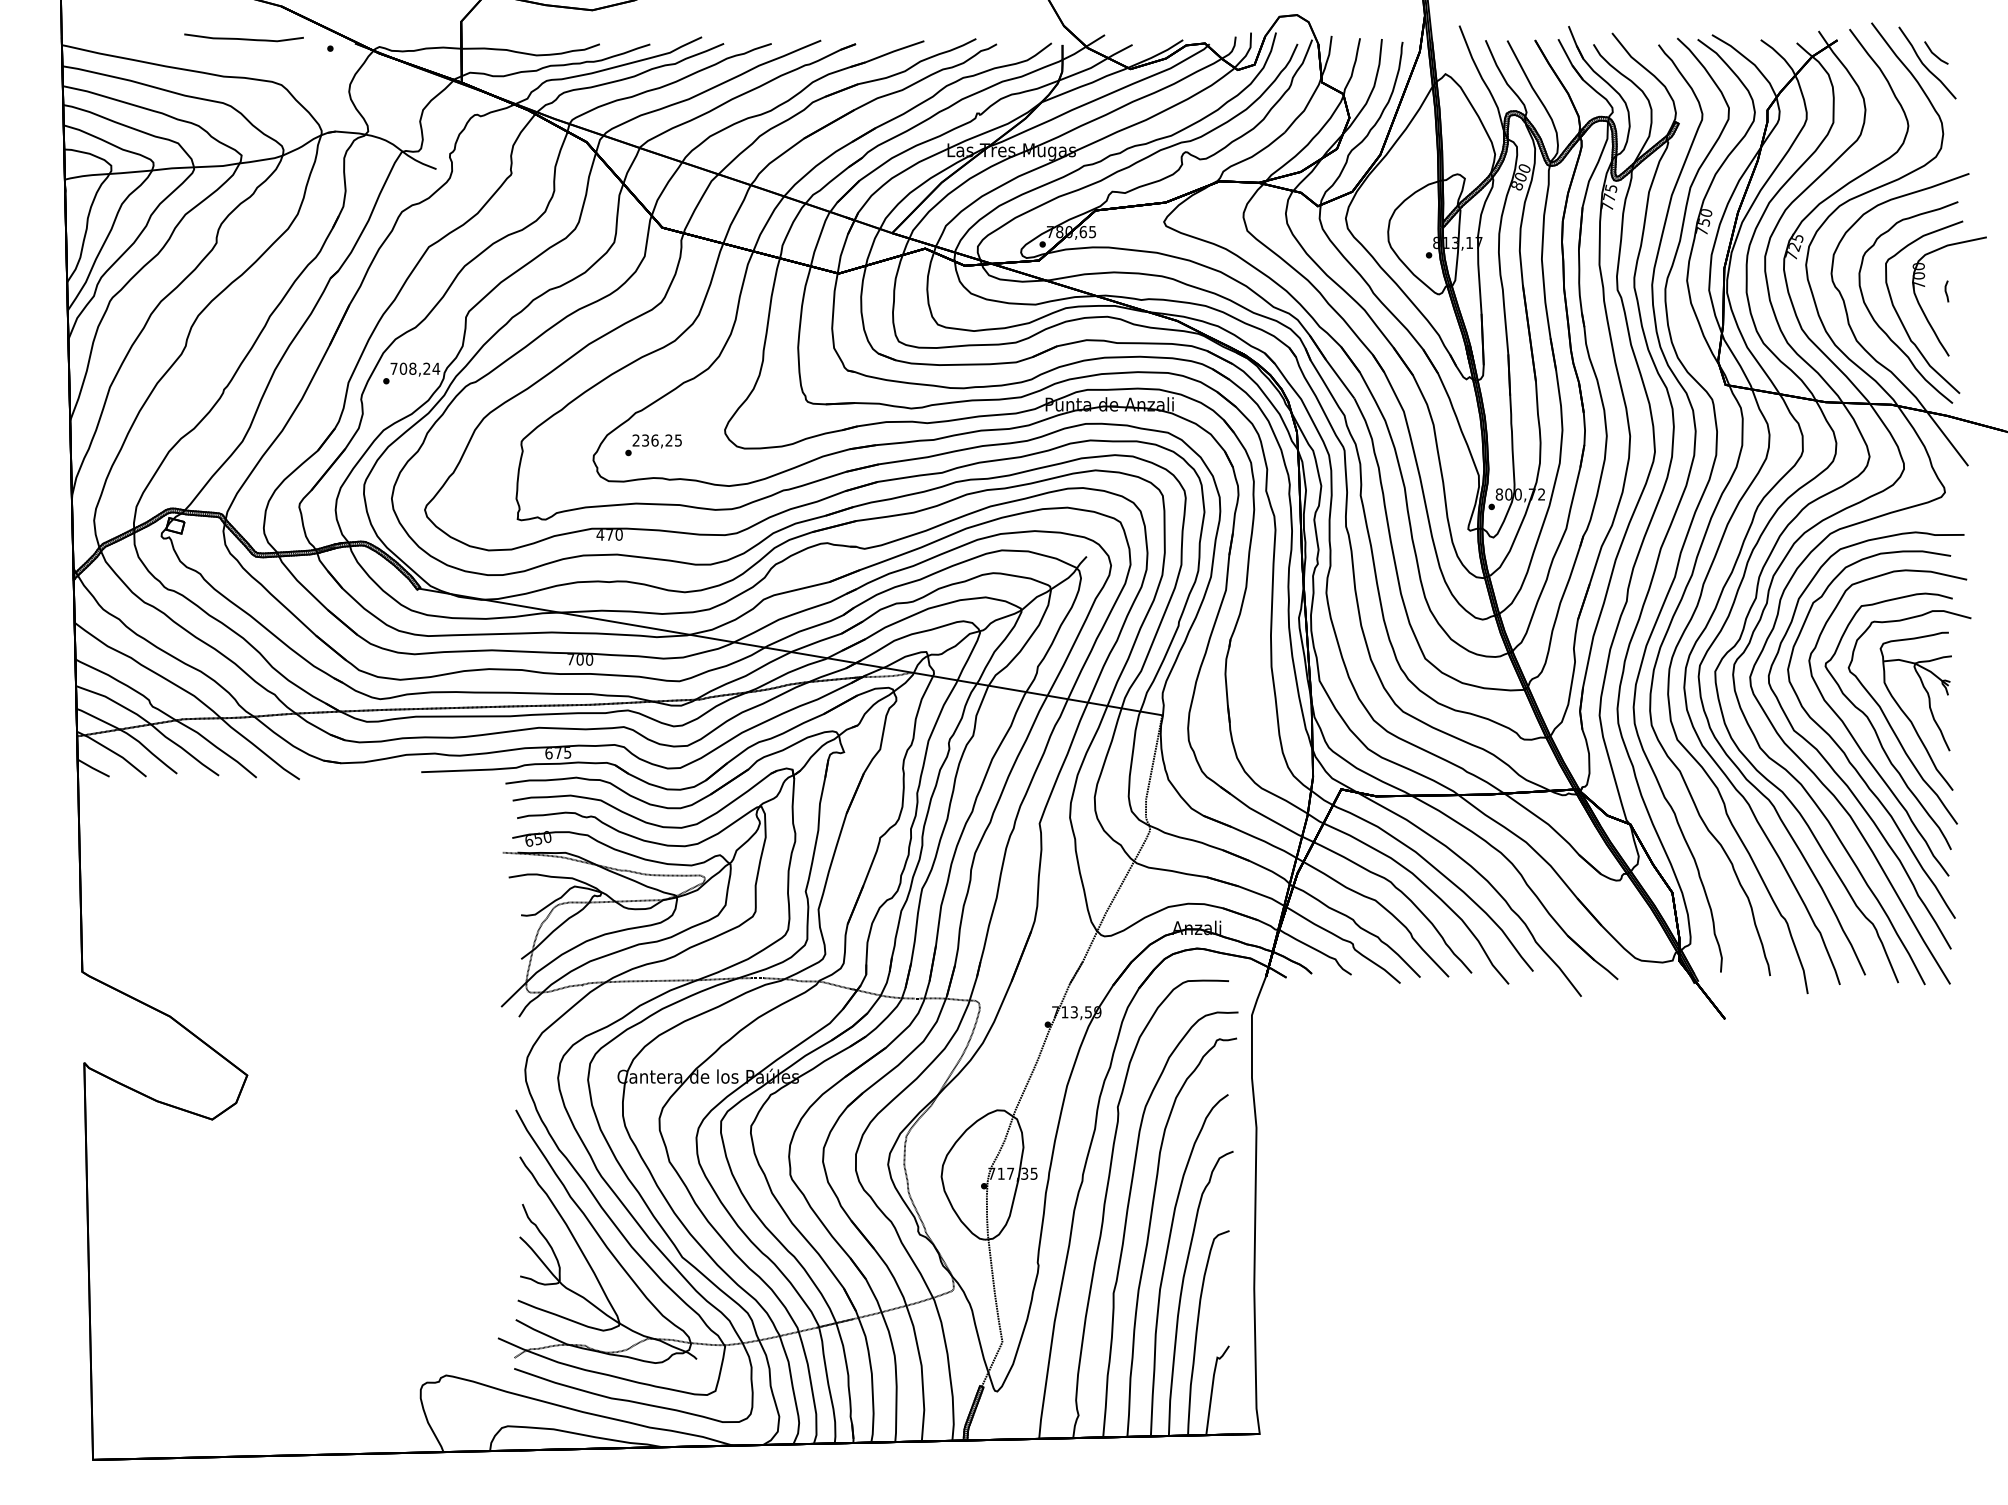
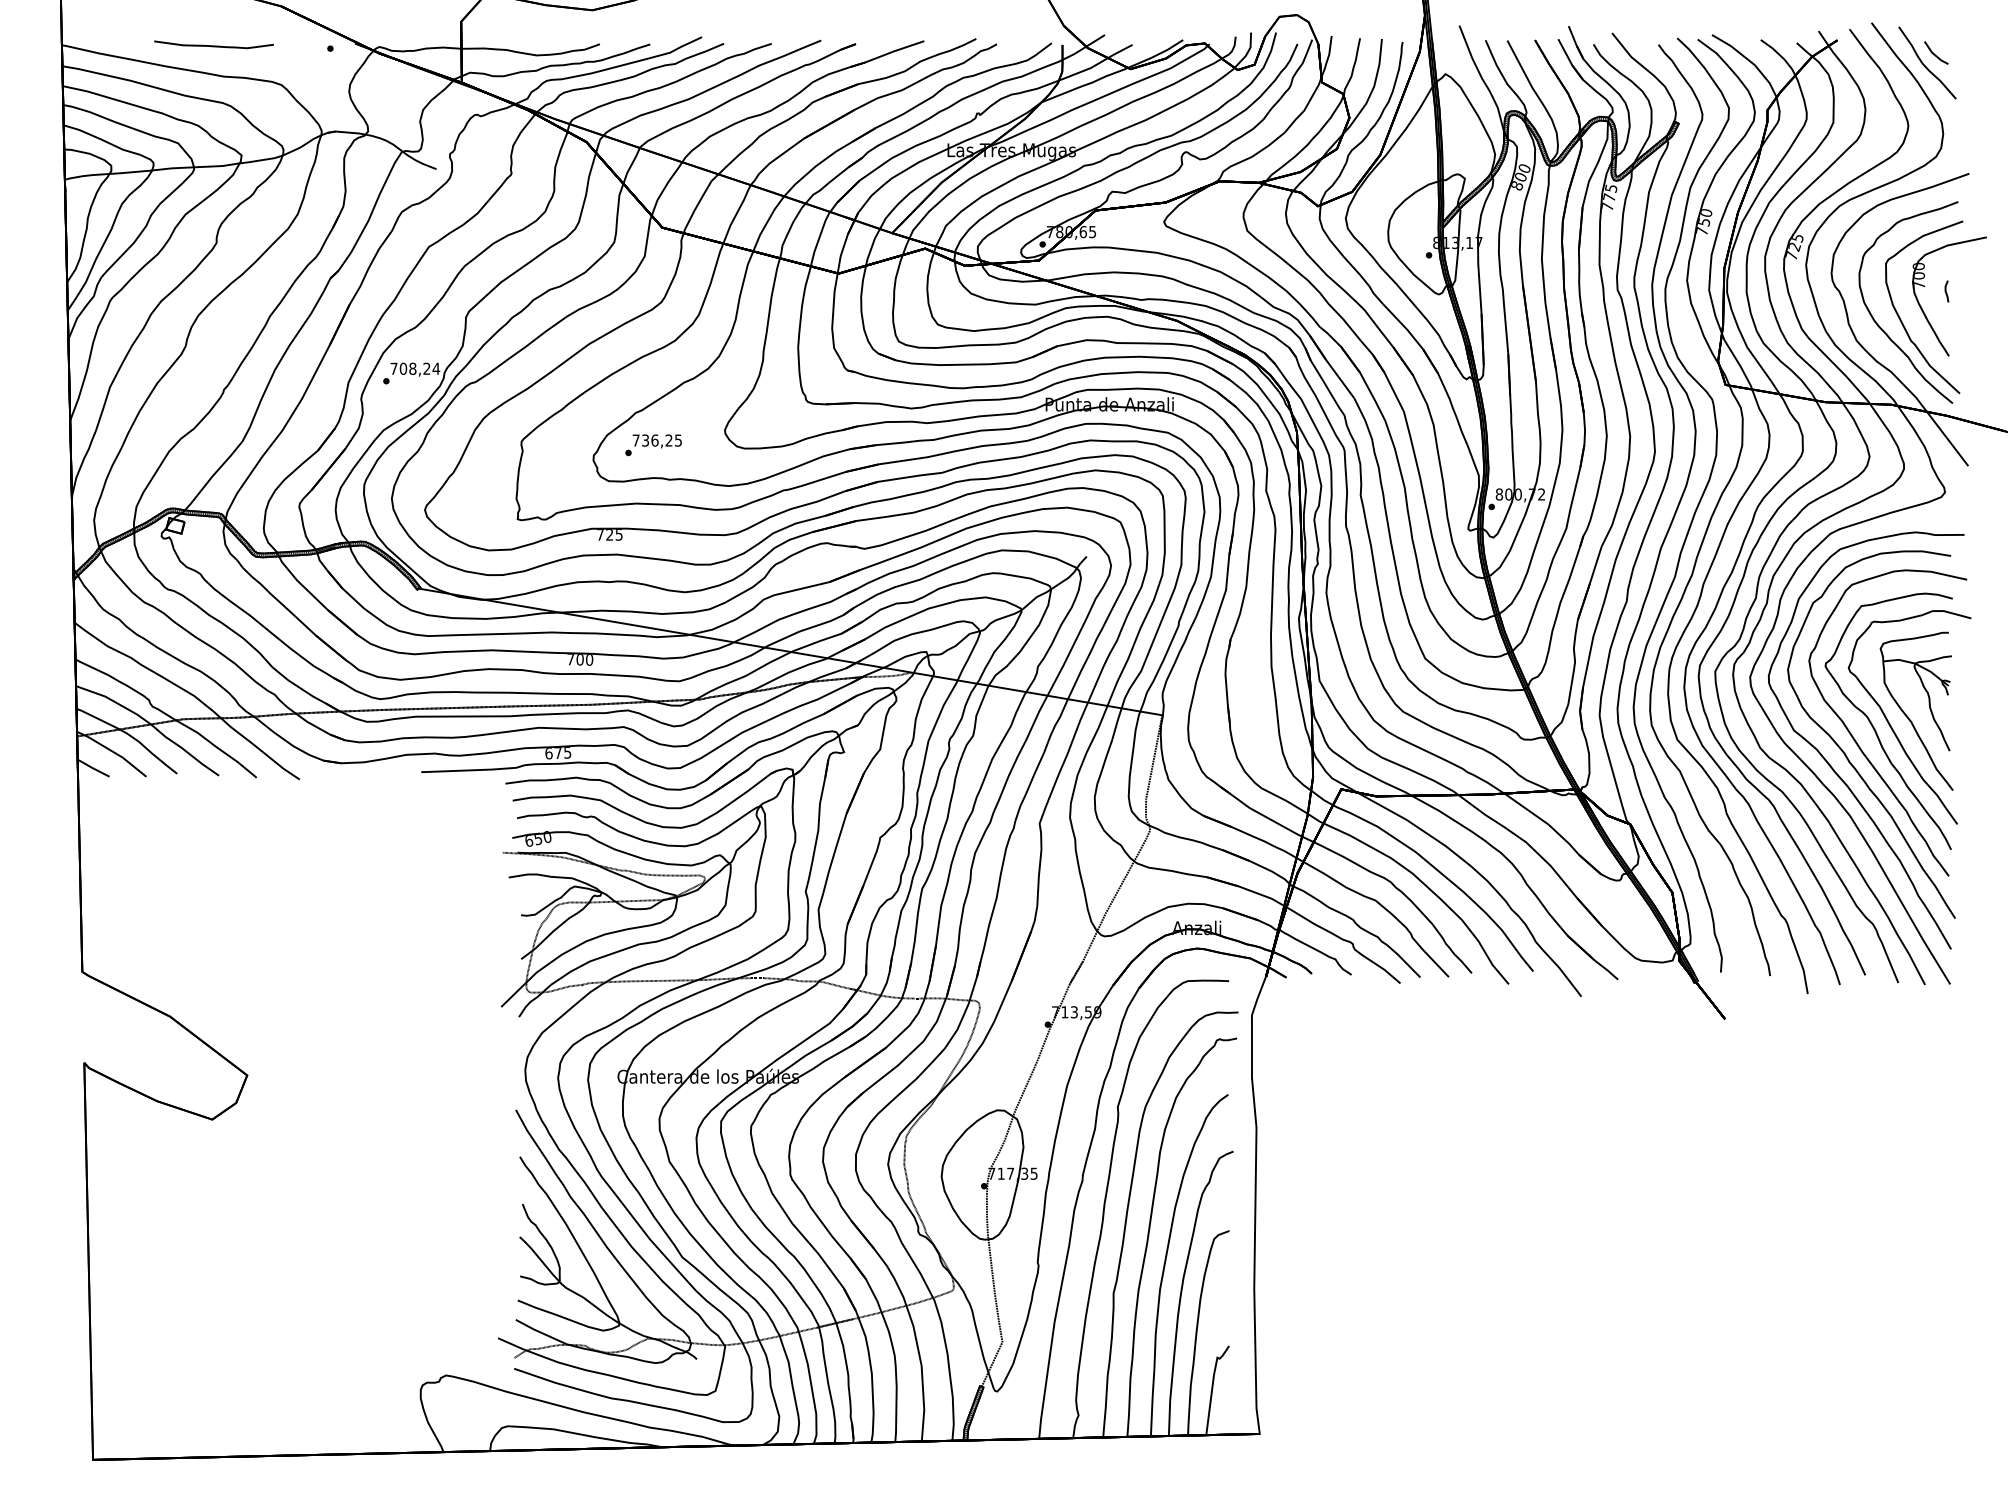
curve position: (243, 38) -> (213, 45) (213, 45)
text: 236,25 -> 736,25 (635, 440)
text: 470 -> 725 (609, 534)
